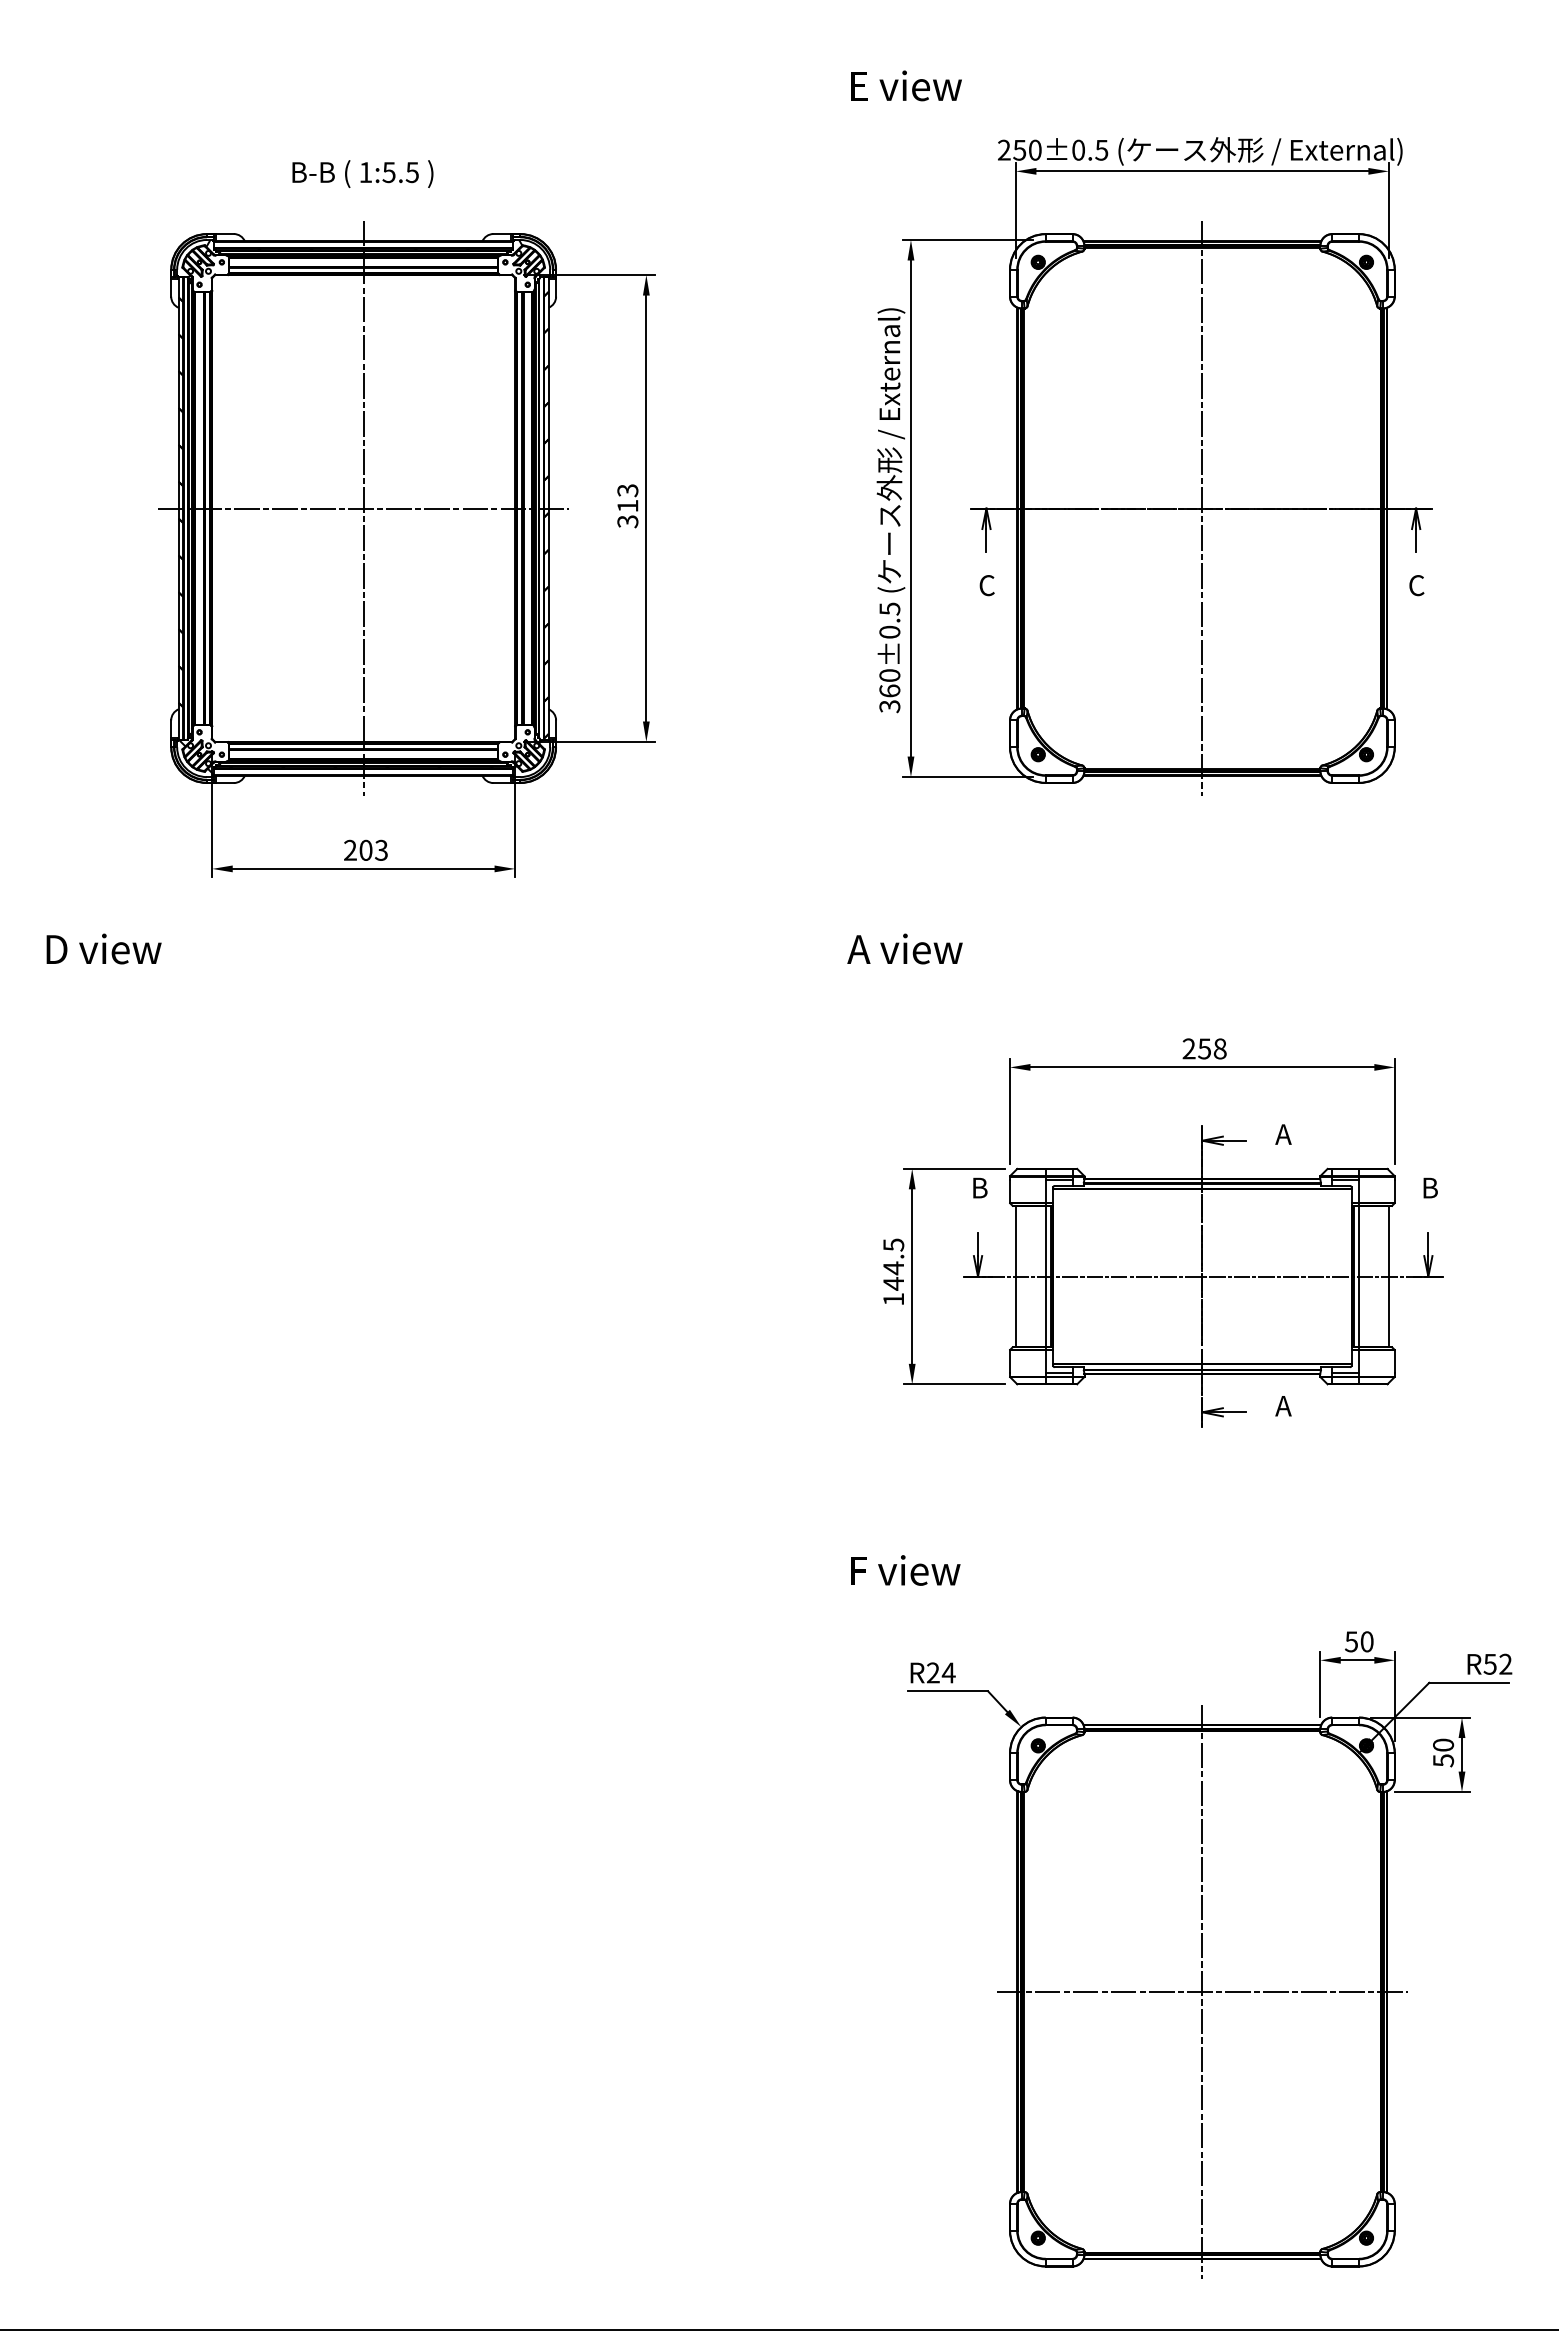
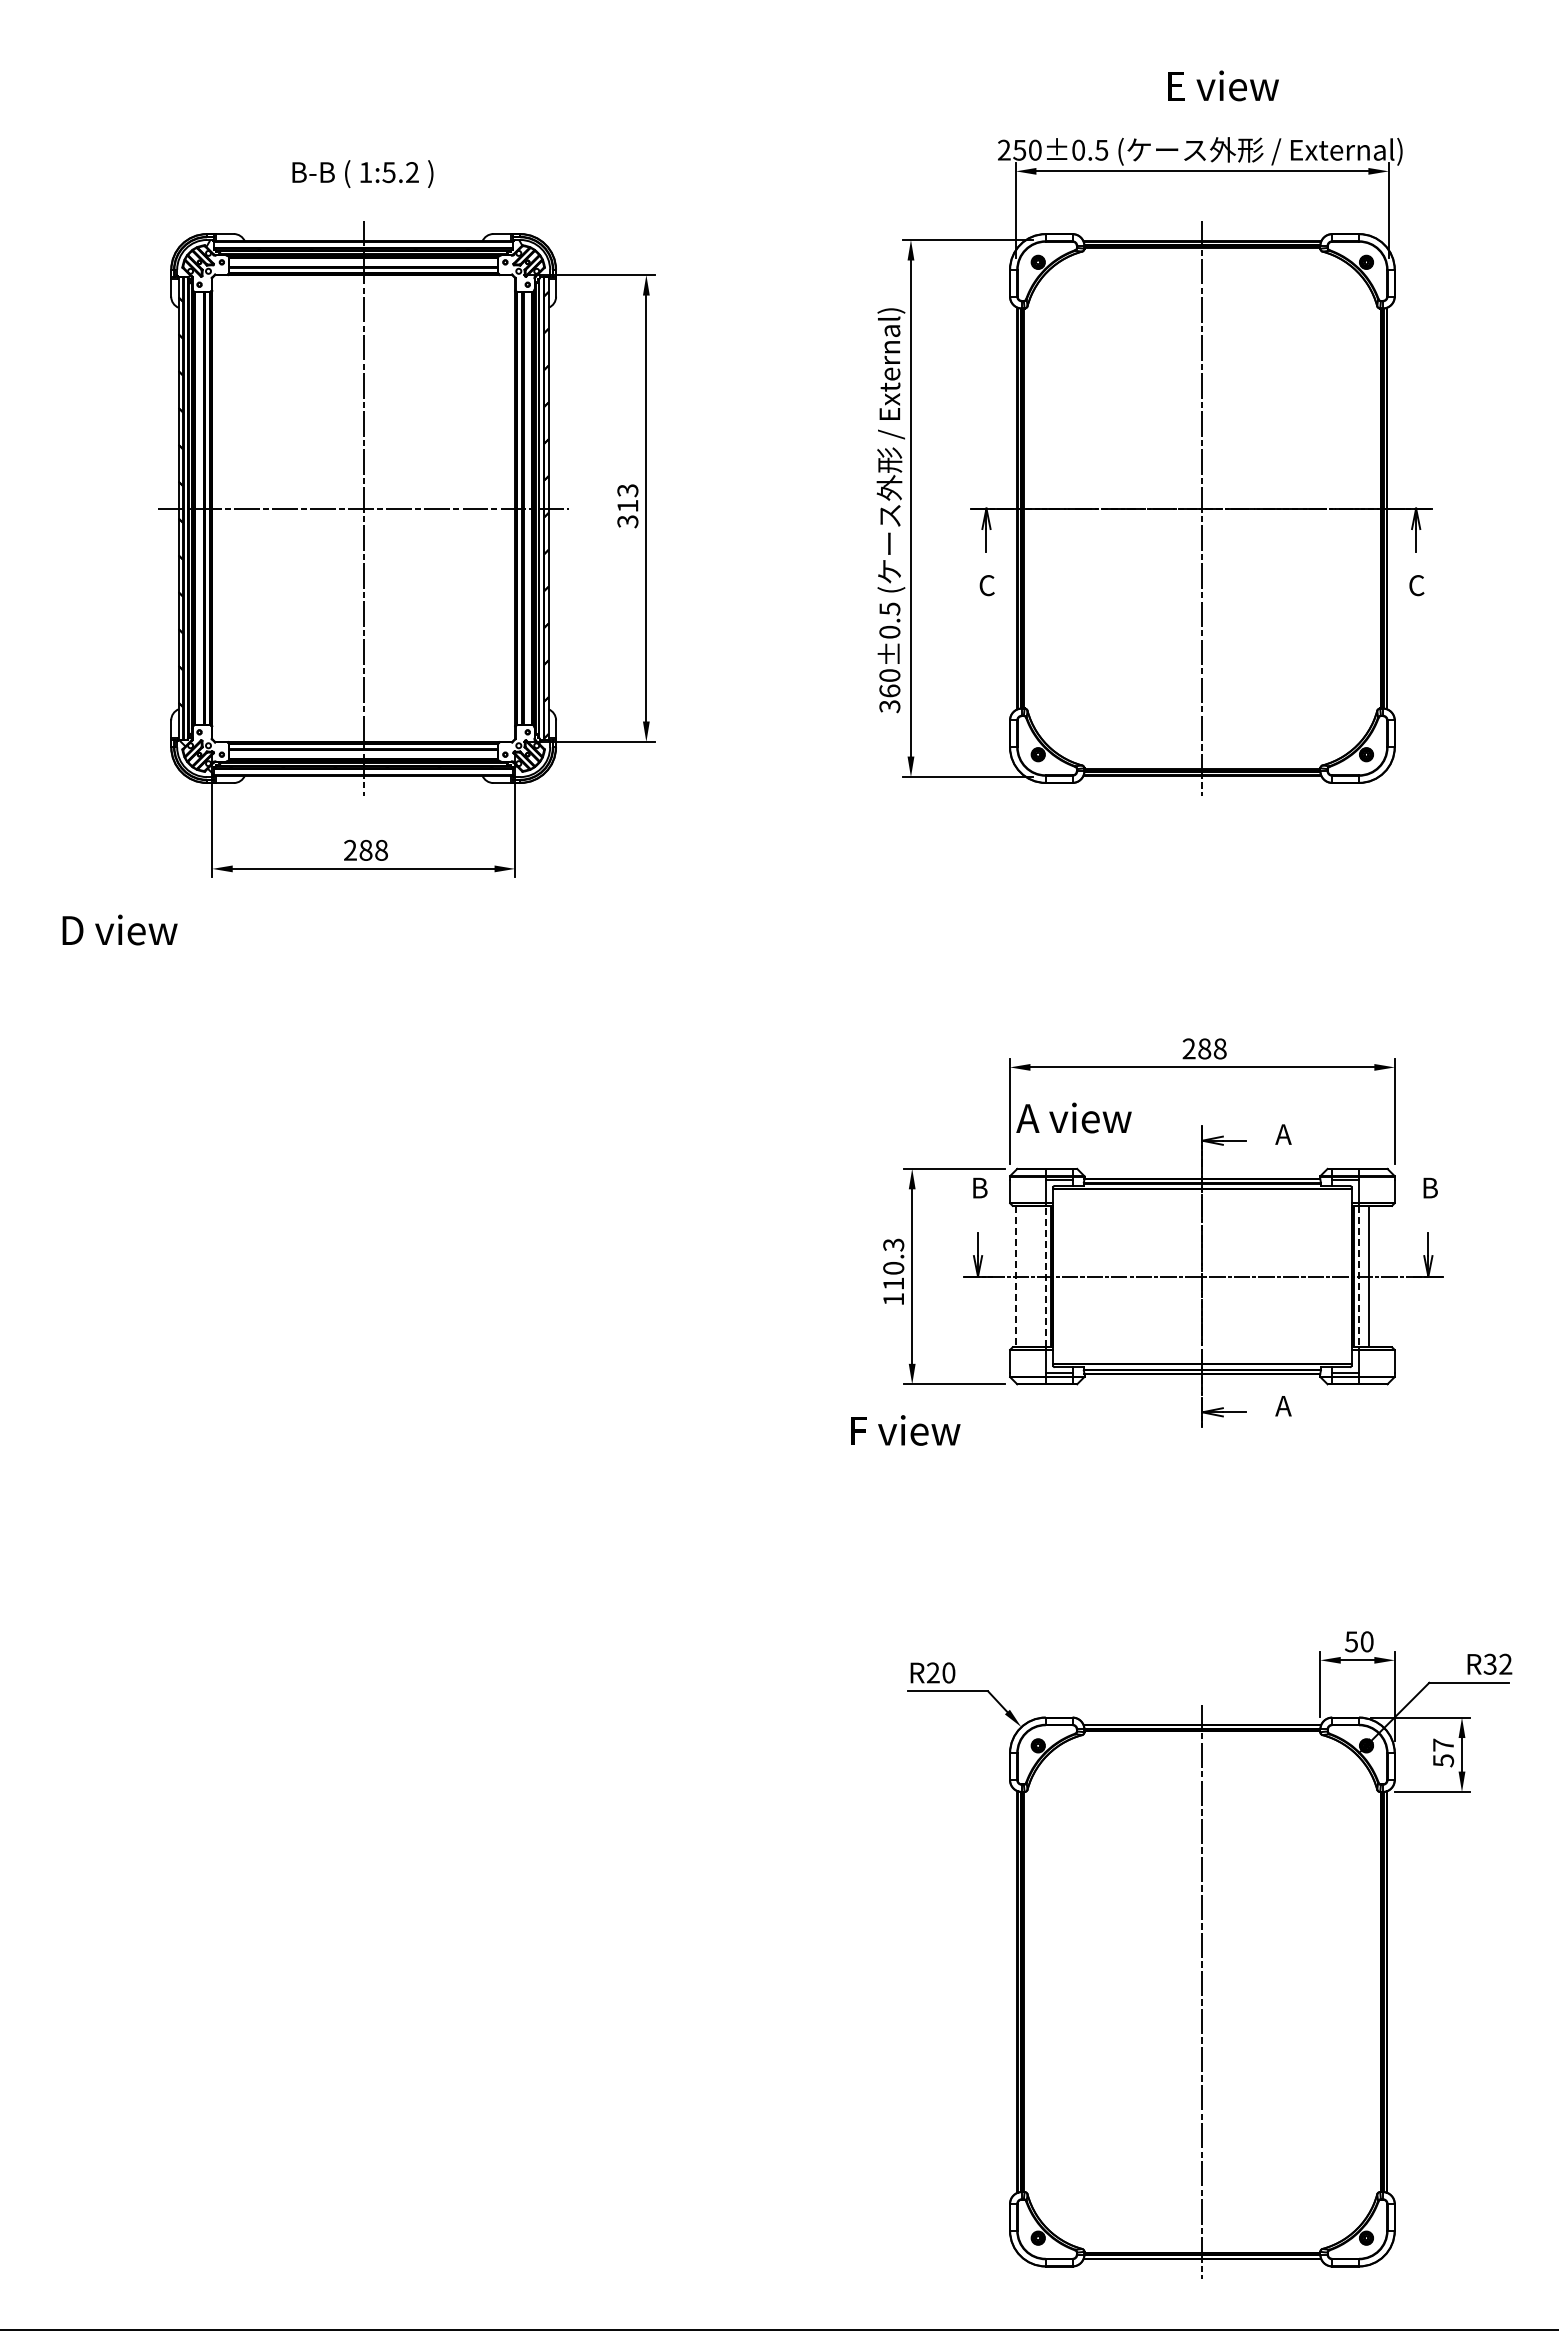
text position: (906, 85) -> (1223, 85) (1223, 85)
text: 1:5.5 -> 1:5.2 (411, 172)
text: 203 -> 288 (373, 849)
text position: (103, 948) -> (119, 929) (119, 929)
text position: (904, 948) -> (1073, 1117) (1073, 1117)
text: 258 -> 288 (1204, 1048)
text: 144.5 -> 110.3 (893, 1264)
line: solid -> dashed (1045, 1276)
line position: (1388, 1276) -> (1368, 1276) (1368, 1276)
line: solid -> dashed (1015, 1277)
line: solid -> dashed (1359, 1277)
text position: (905, 1570) -> (905, 1430) (905, 1430)
text: R52 -> R32 (1490, 1663)
text: R24 -> R20 (948, 1672)
text: 50 -> 57 (1443, 1744)
line: present -> none (1201, 1992)
